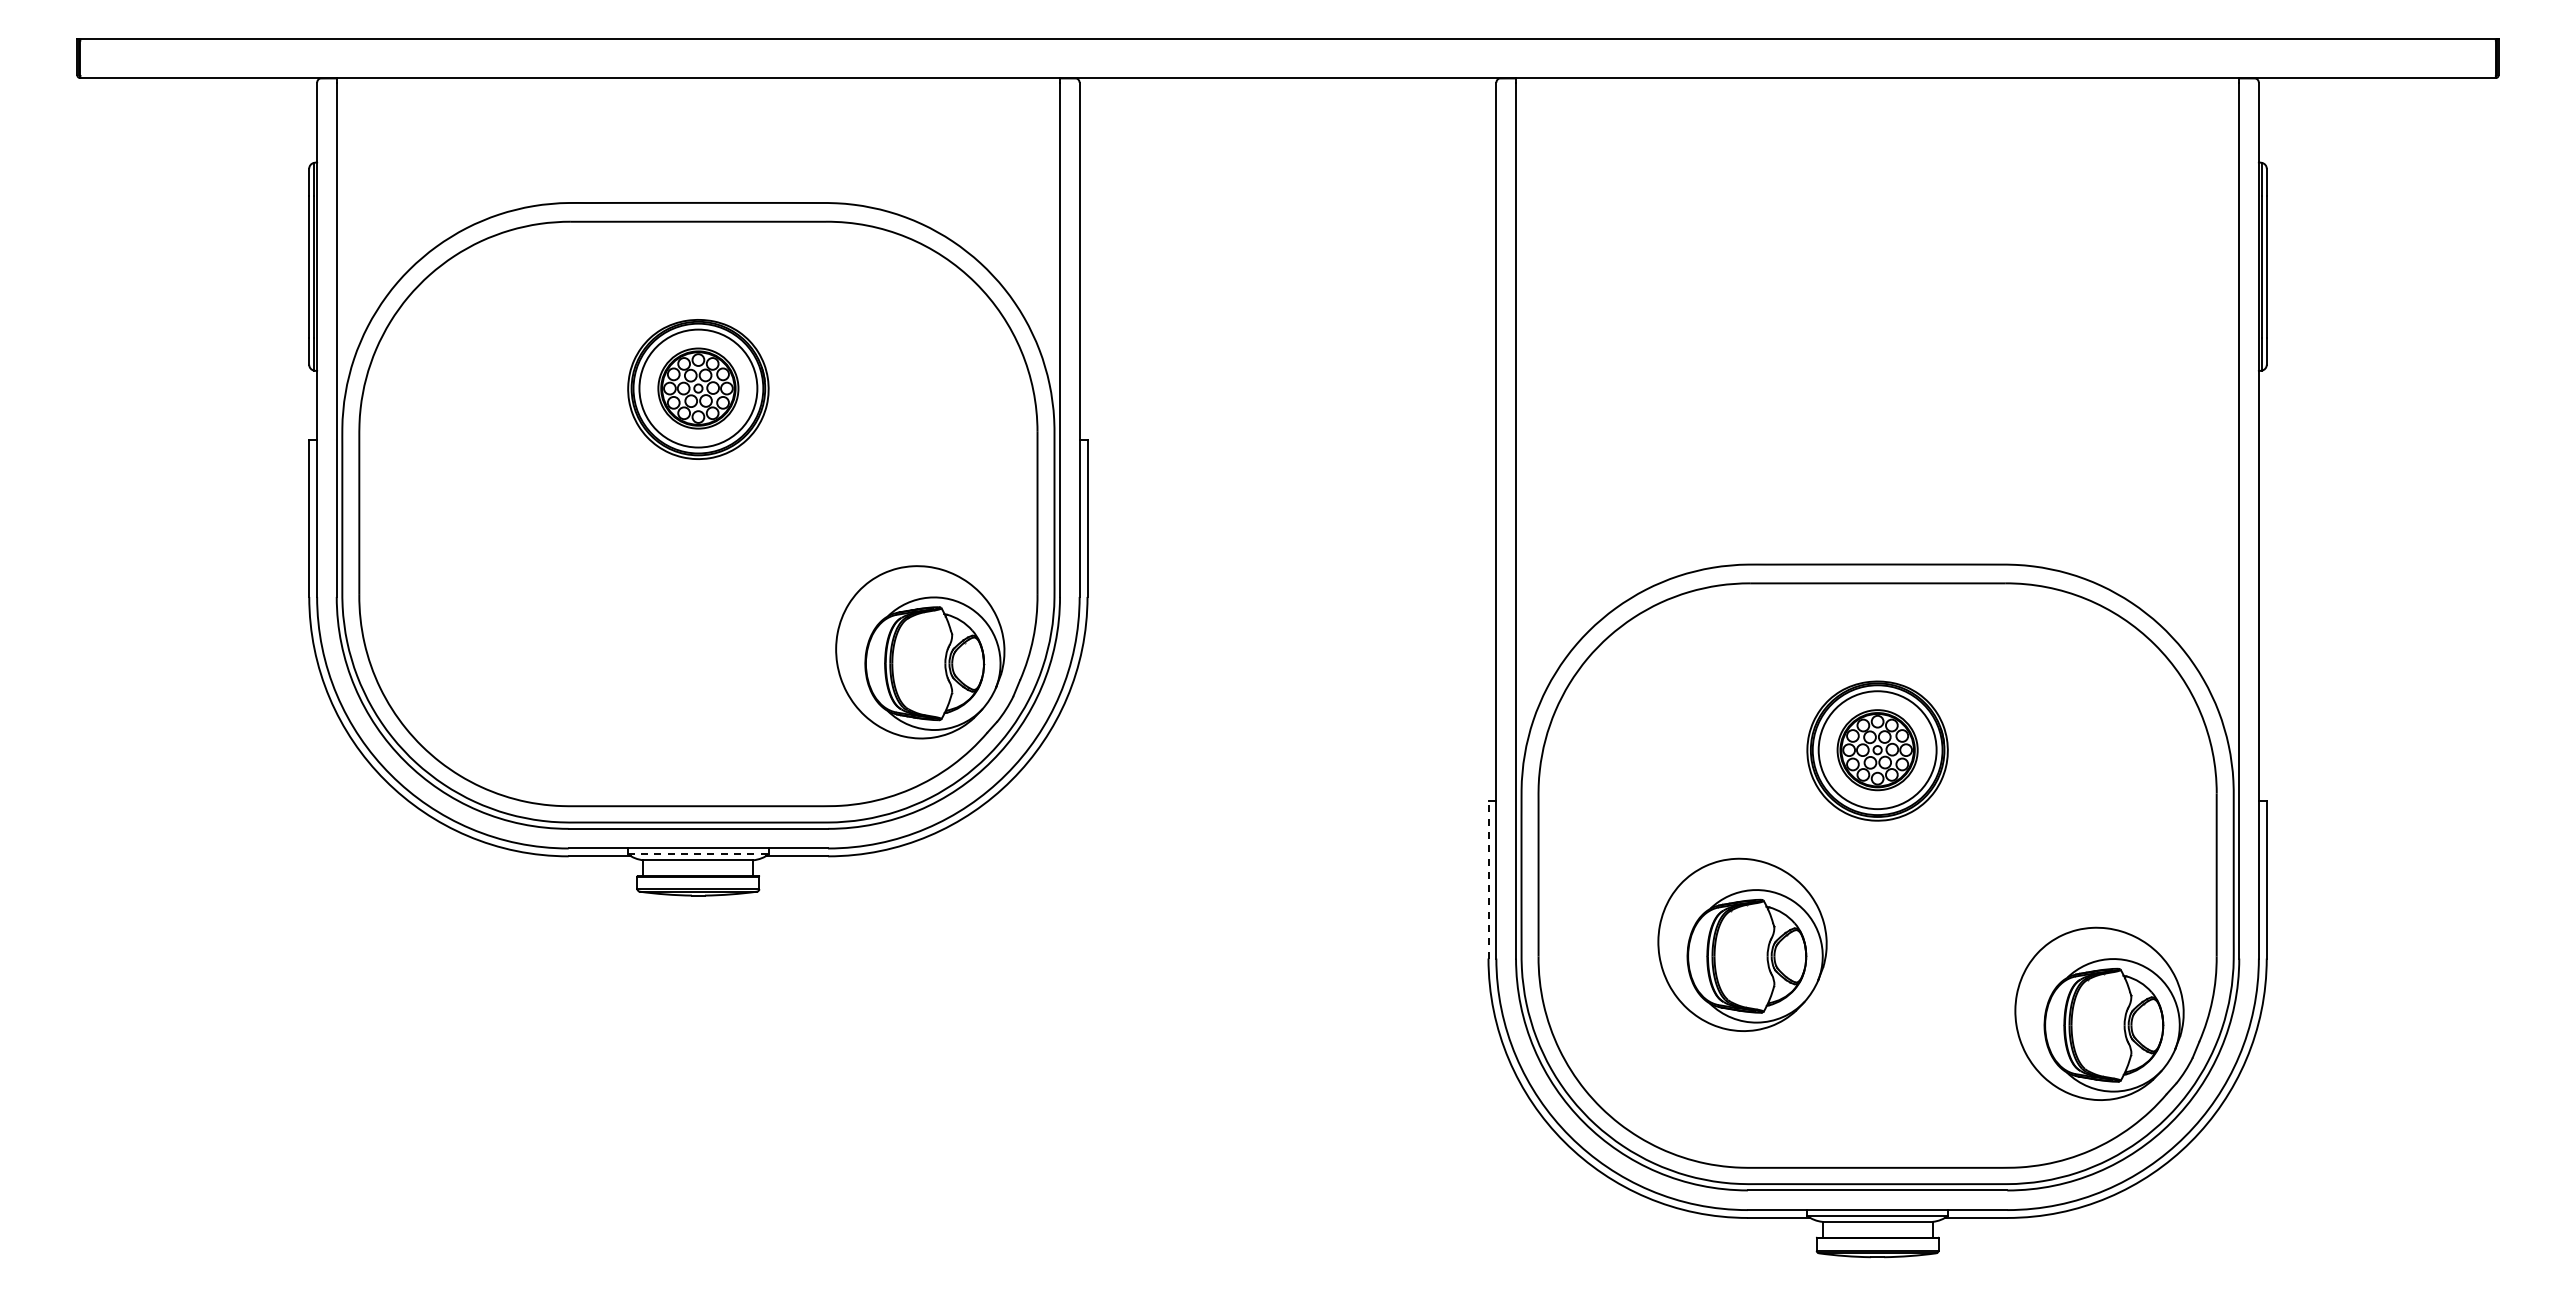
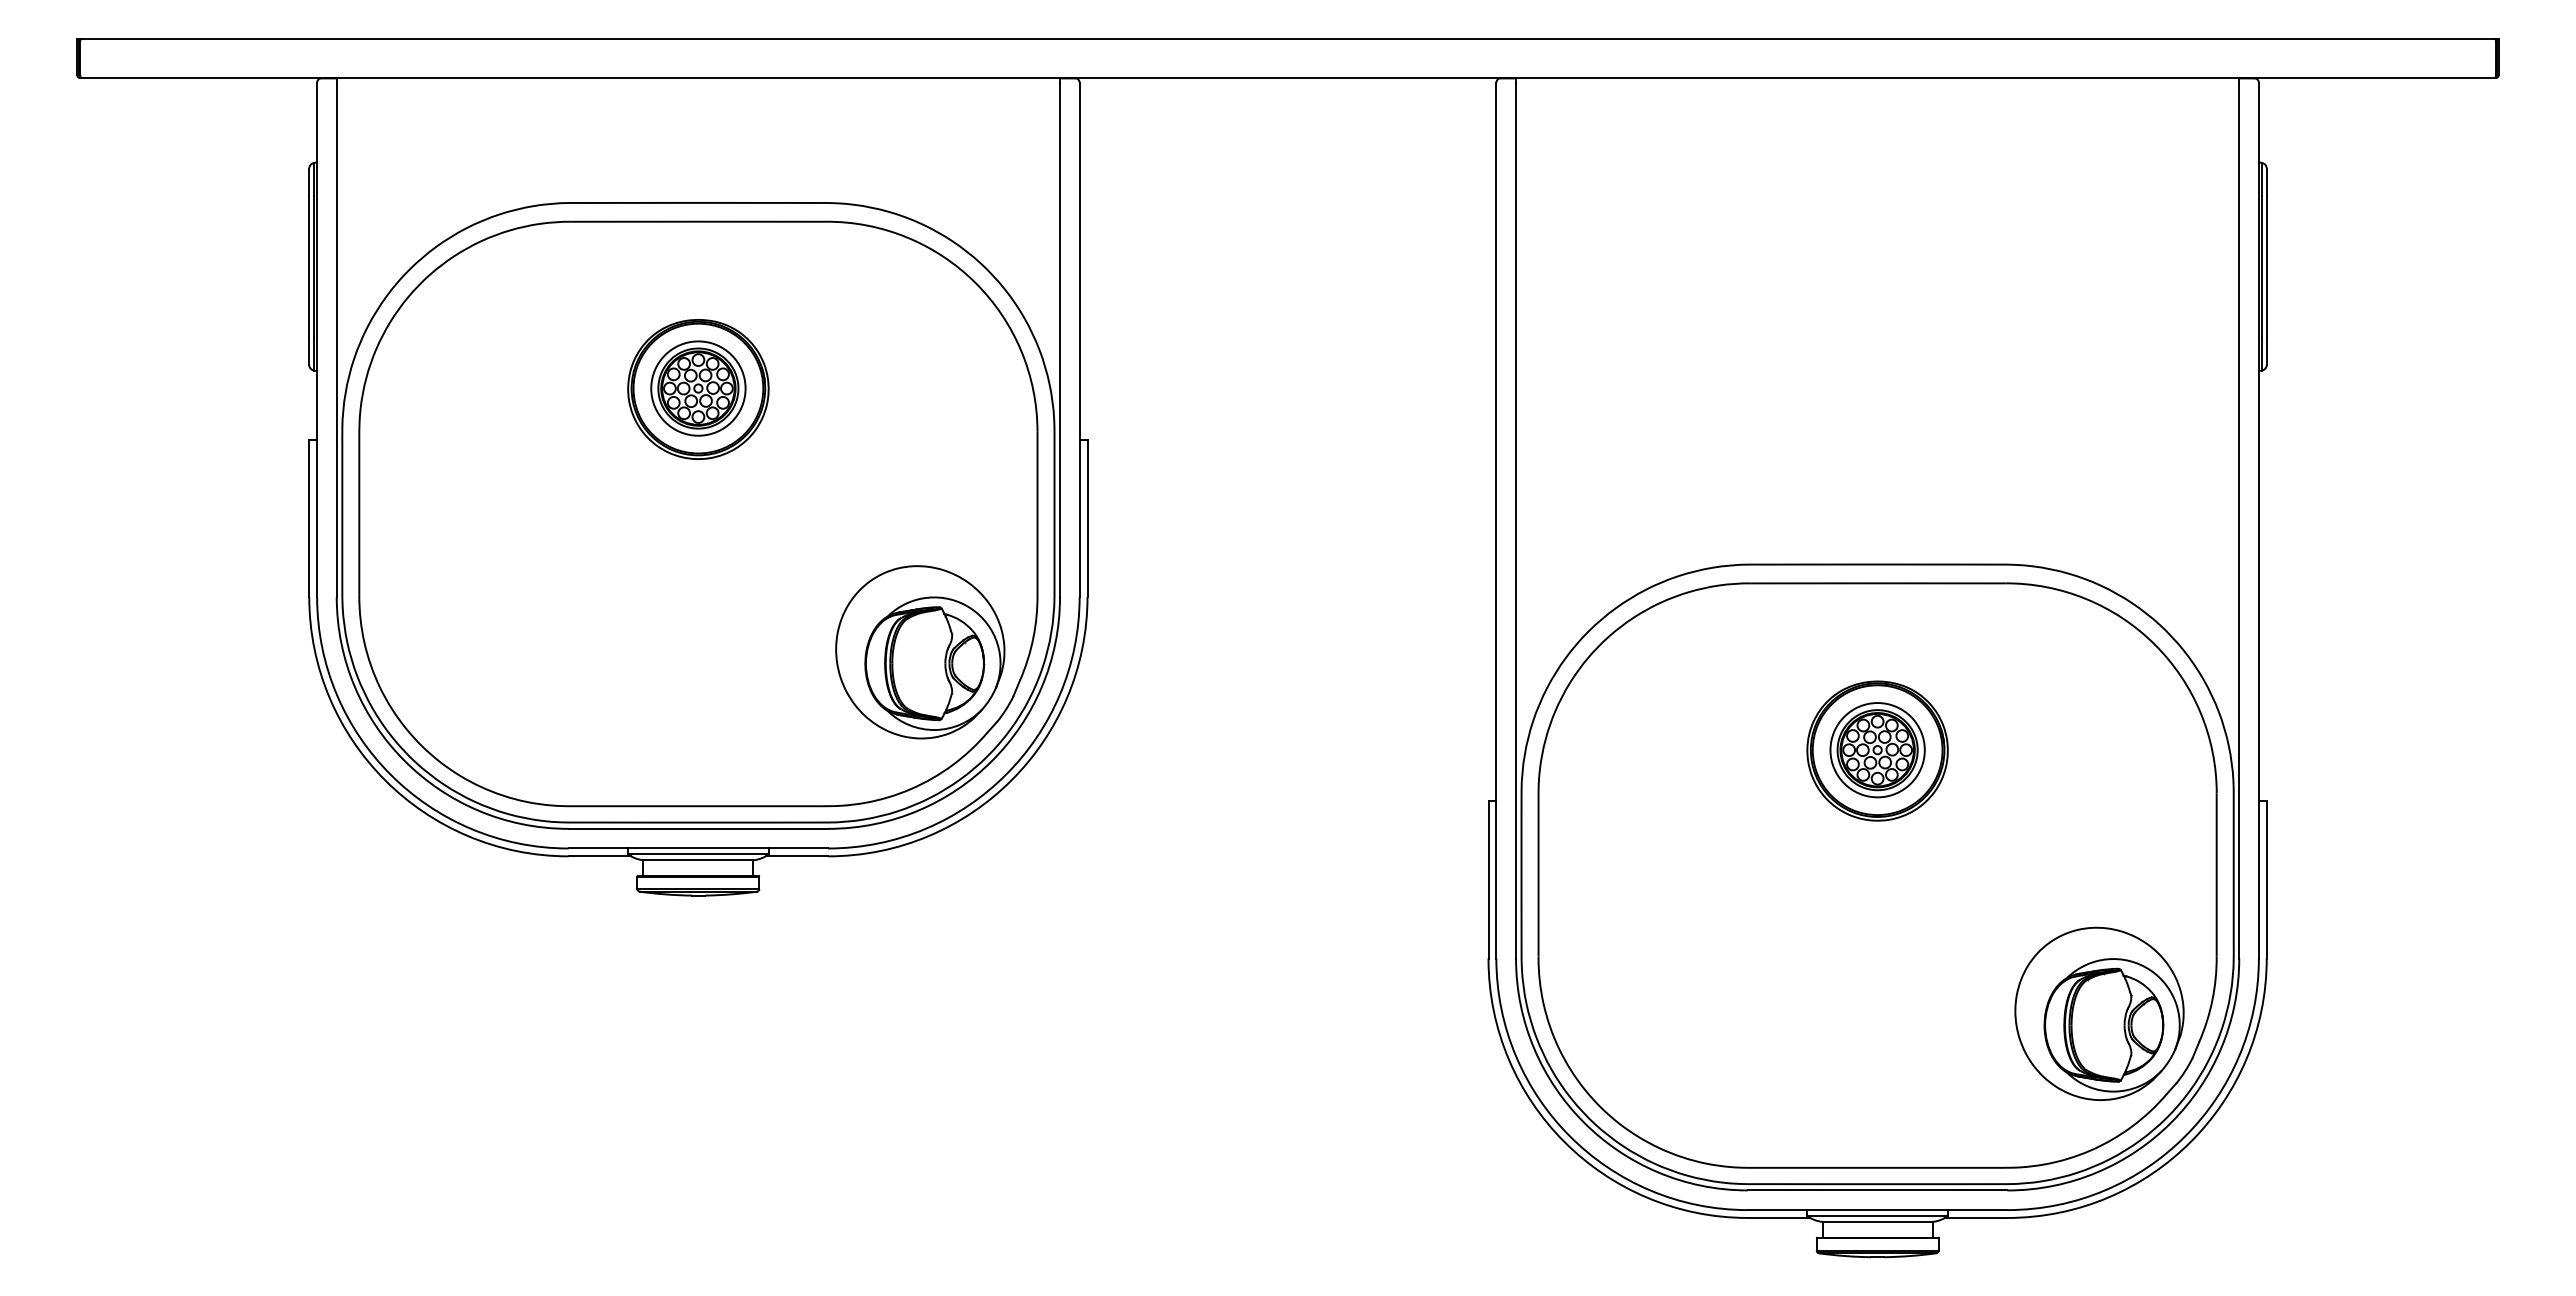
circle diameter: 118 px -> 94 px (698, 388)
circle diameter: 118 px -> 94 px (1877, 750)
line: dashed -> solid (698, 854)
line: dashed -> solid (1488, 879)
part: present -> none (1742, 944)
